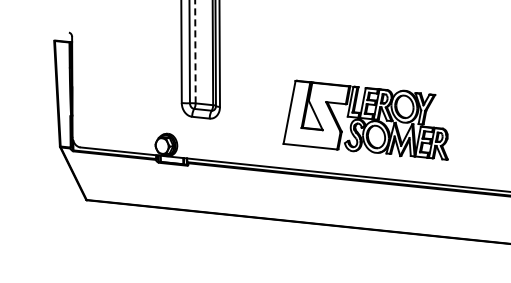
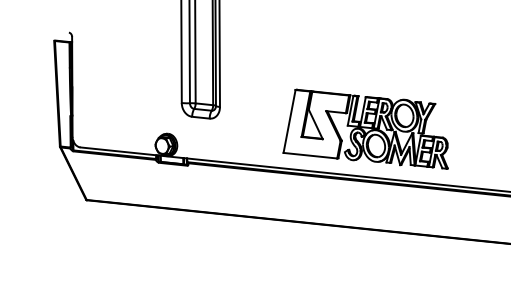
line: dashed -> solid (195, 51)
part position: (365, 119) -> (365, 128) (365, 128)
